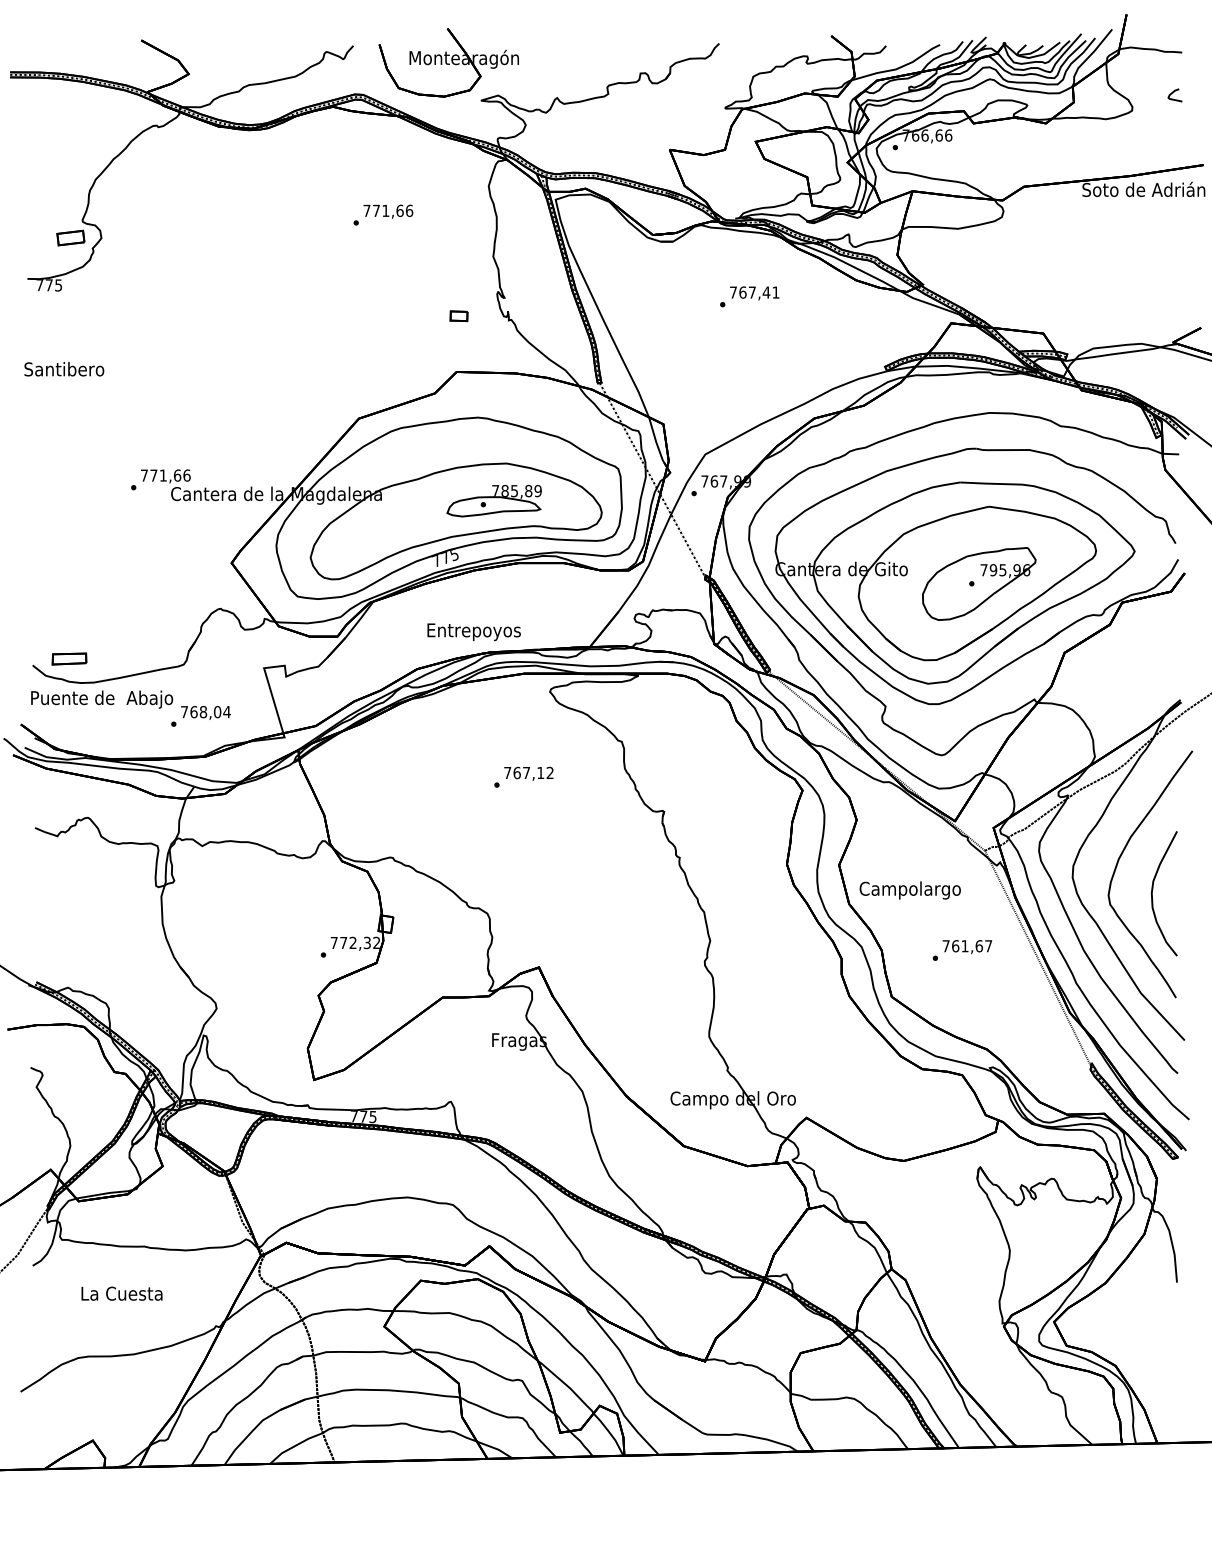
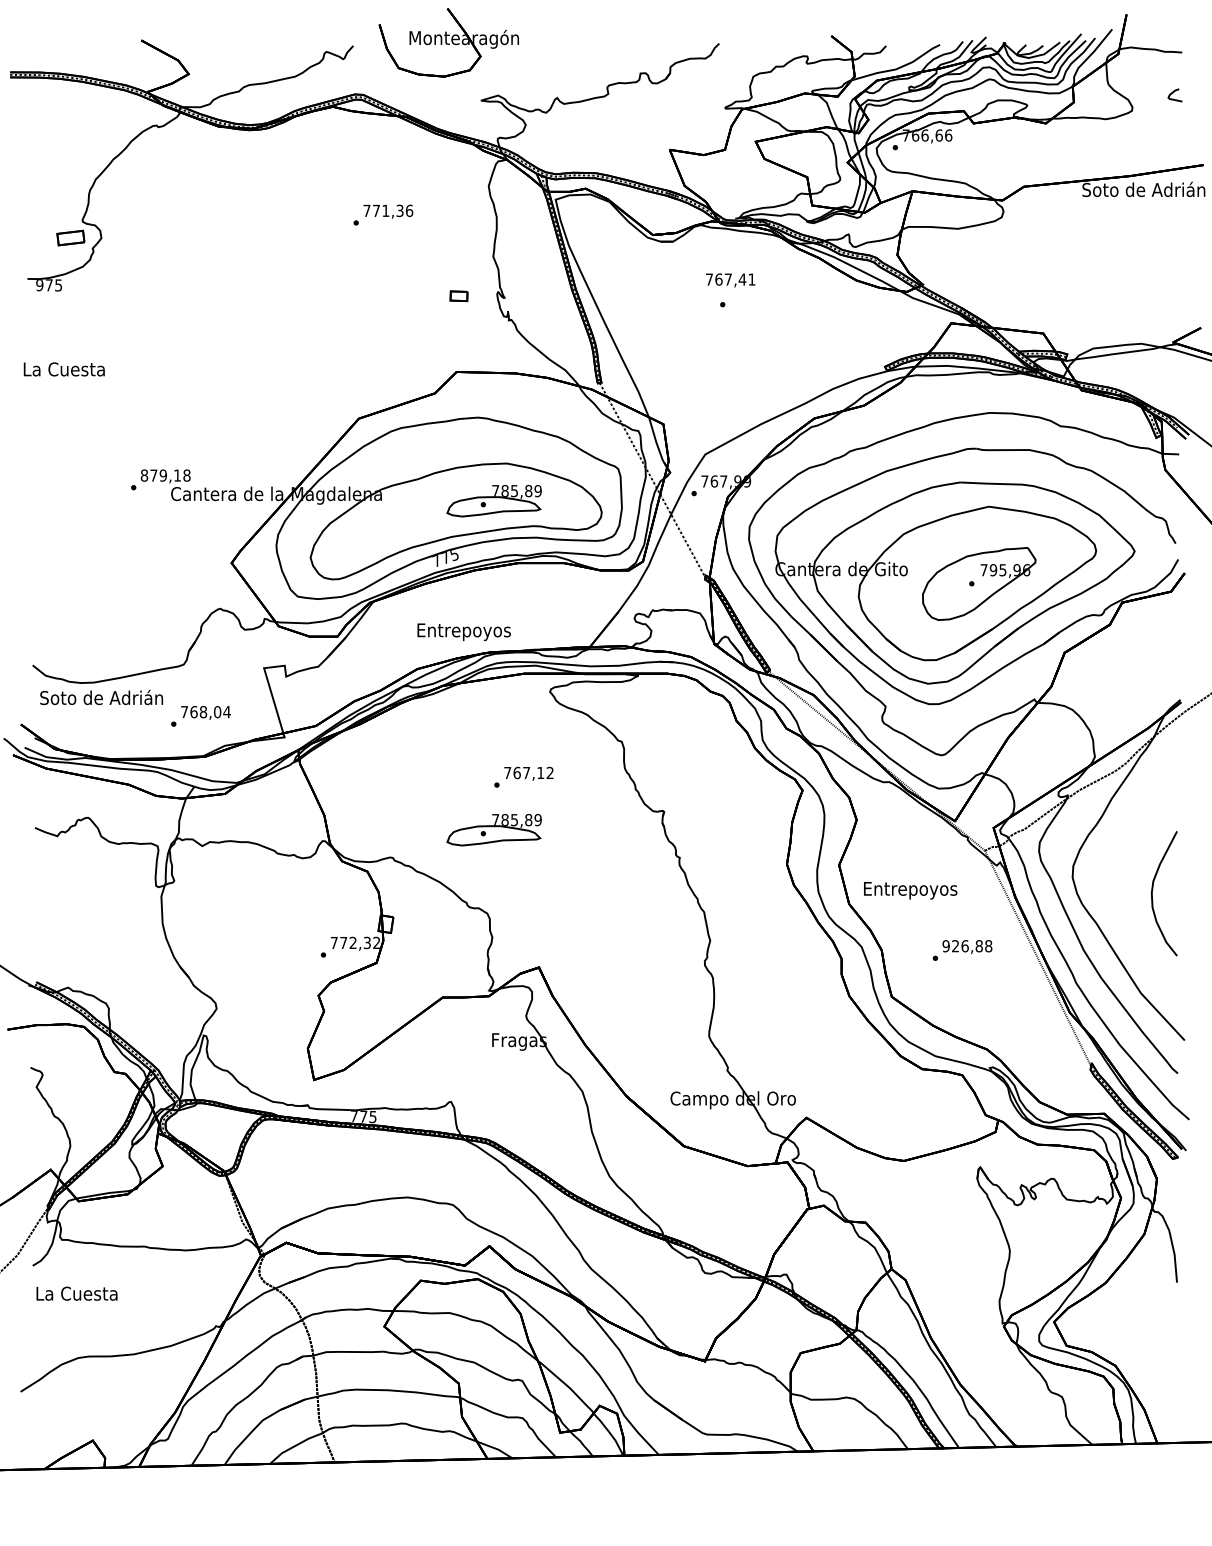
part position: (448, 62) -> (448, 42) (448, 42)
text: 771,66 -> 771,36 (399, 210)
text: 775 -> 975 (39, 285)
text position: (754, 293) -> (730, 280) (730, 280)
part position: (458, 316) -> (458, 296) (458, 296)
text: Santibero -> La Cuesta (63, 369)
text: 771,66 -> 879,18 (165, 475)
text position: (473, 632) -> (463, 632) (463, 632)
part: present -> none (69, 658)
text: Puente de  Abajo -> Soto de Adrián (102, 698)
part: none -> present (493, 830)
curve: present -> none (1118, 863)
text: Campolargo -> Entrepoyos (909, 890)
text: 761,67 -> 926,88 (967, 946)
text position: (121, 1293) -> (76, 1293) (76, 1293)
